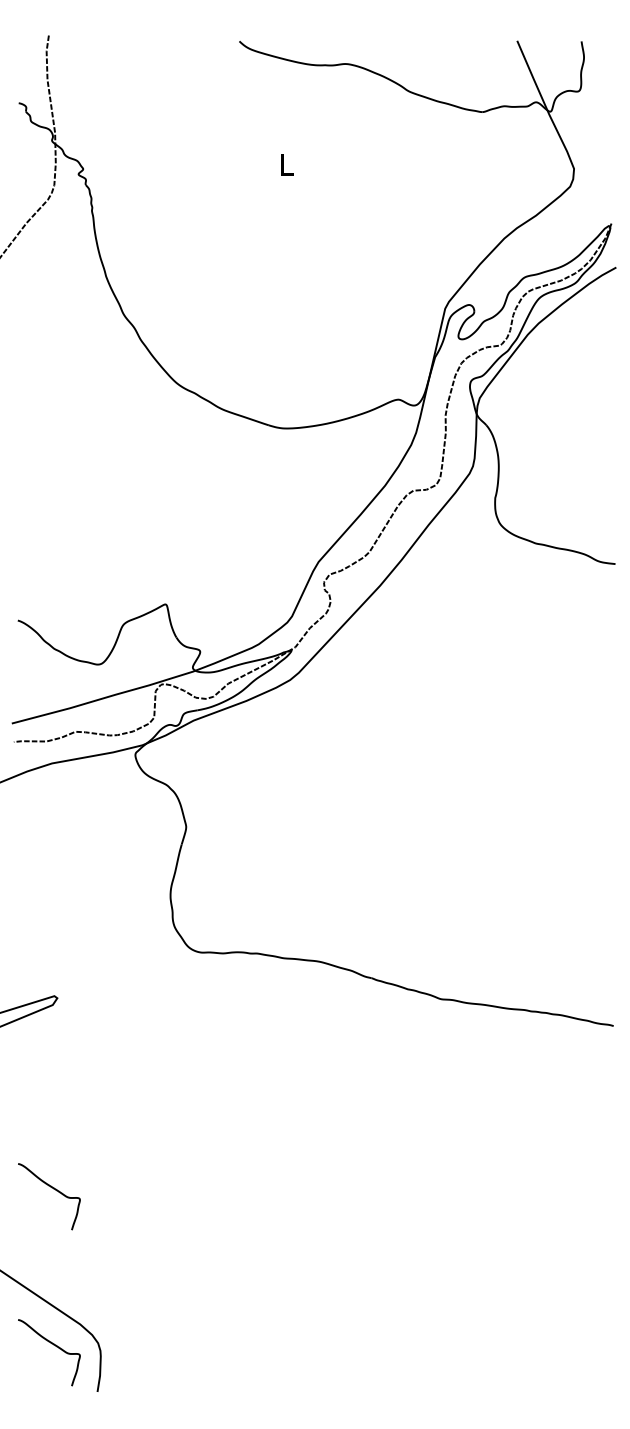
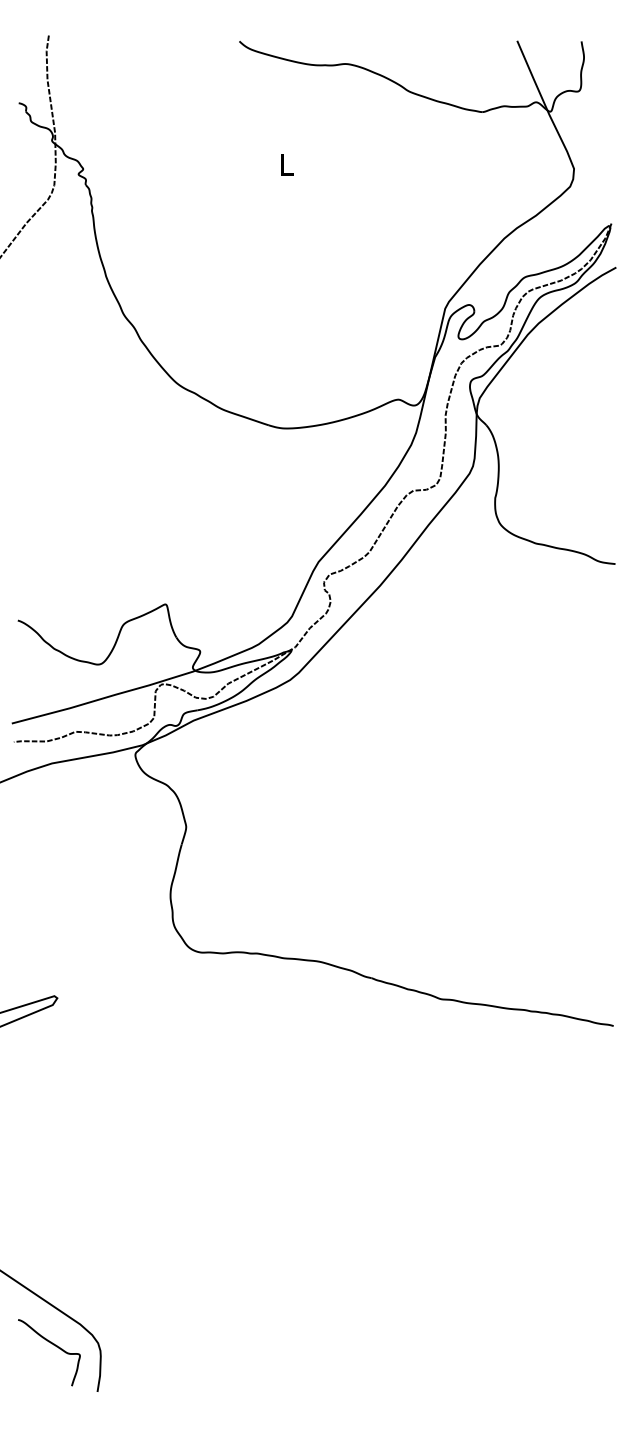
curve: present -> none (53, 1189)
